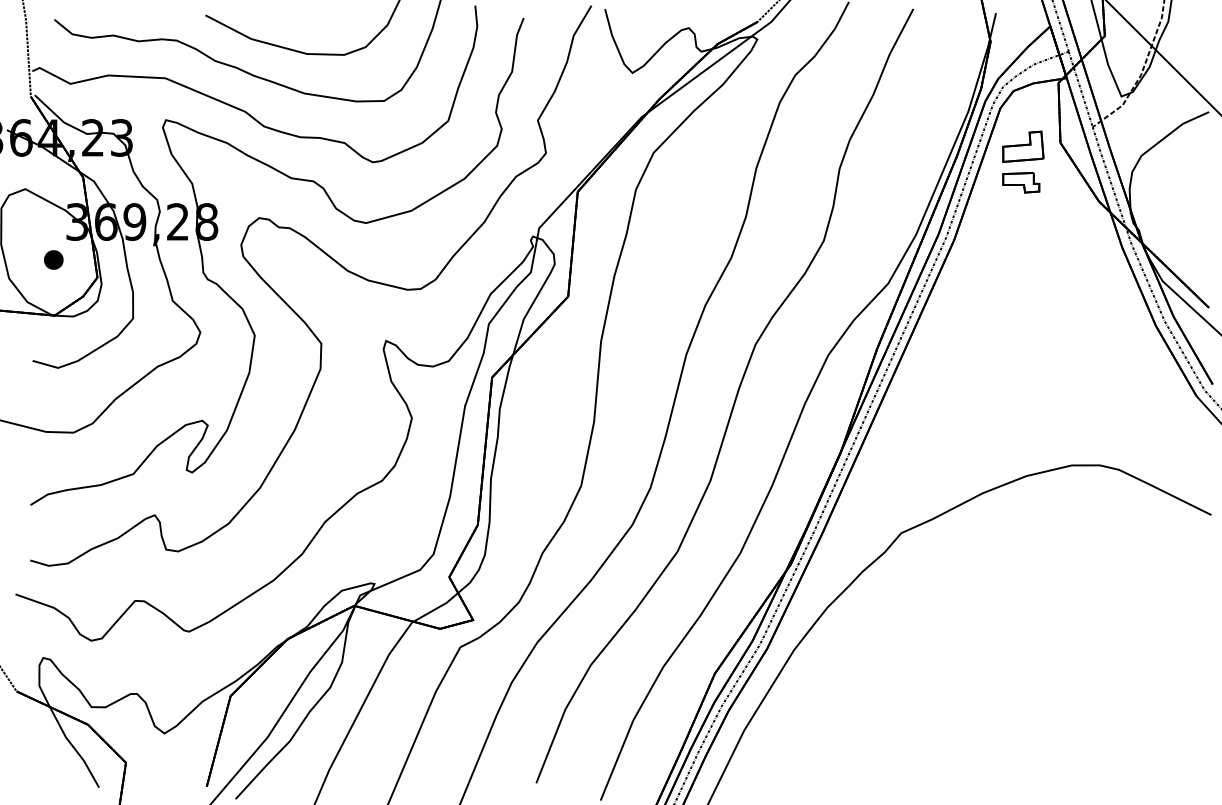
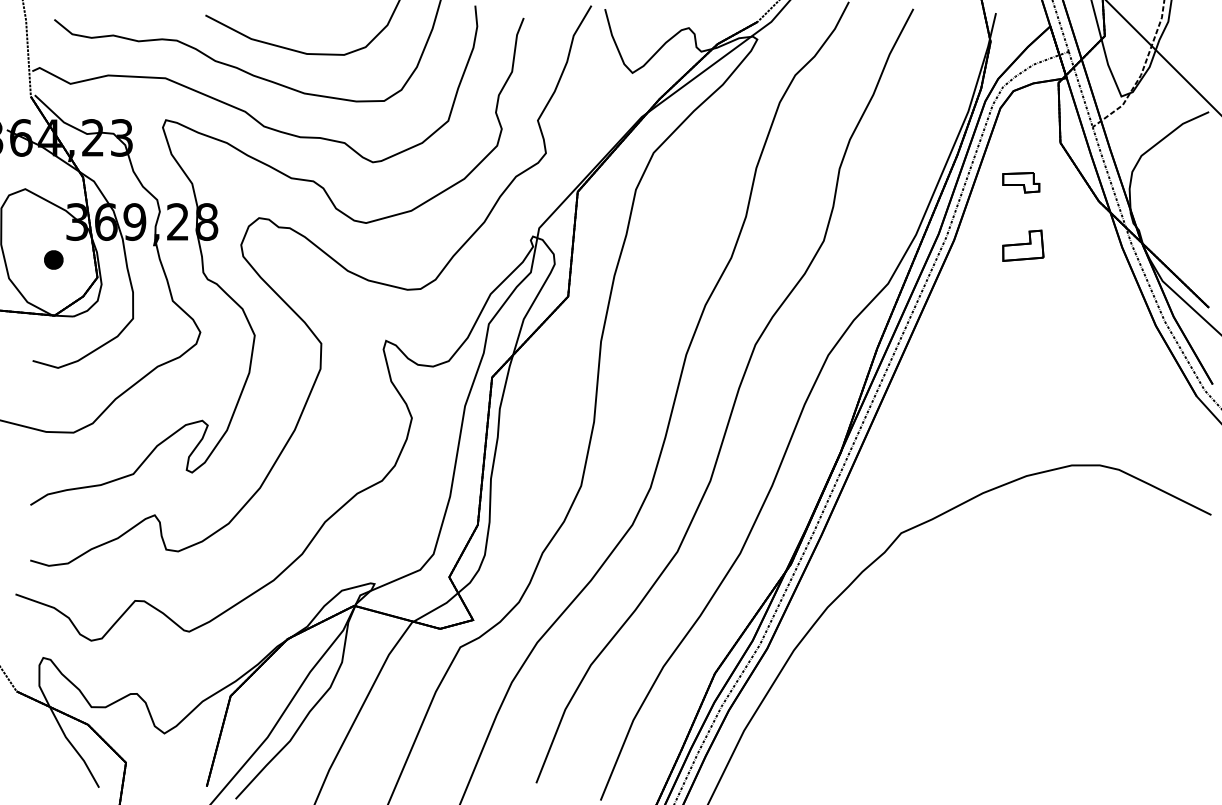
part position: (1023, 146) -> (1023, 245) (1023, 245)
